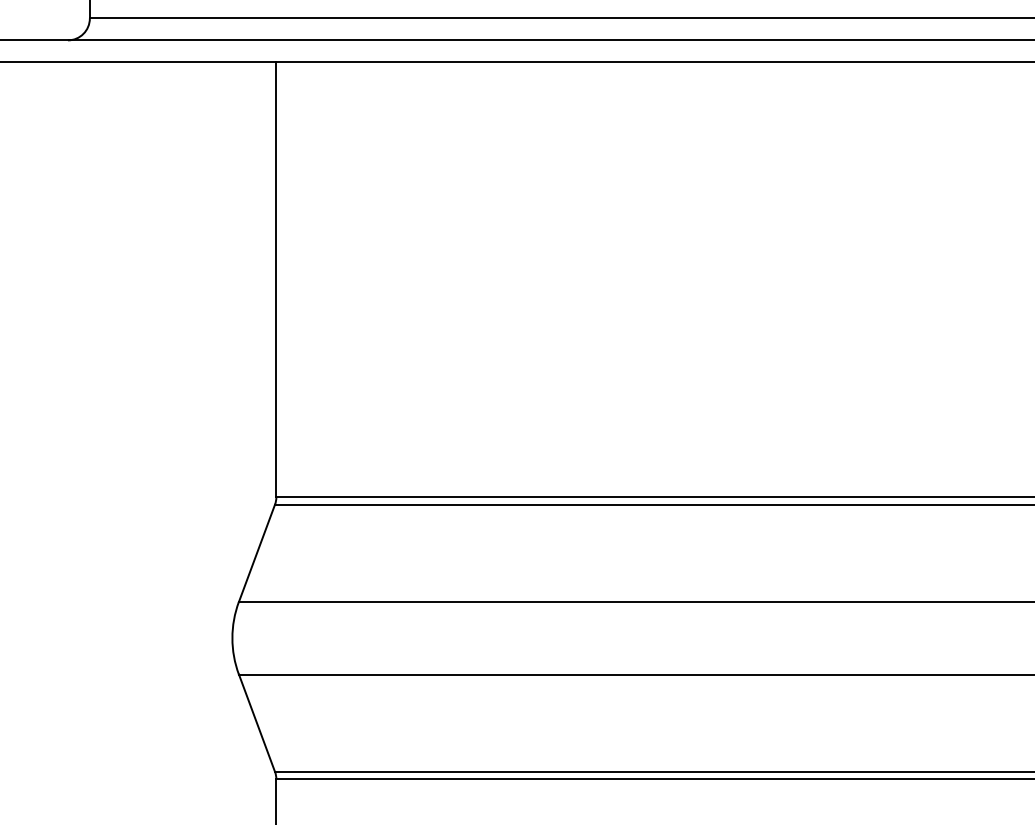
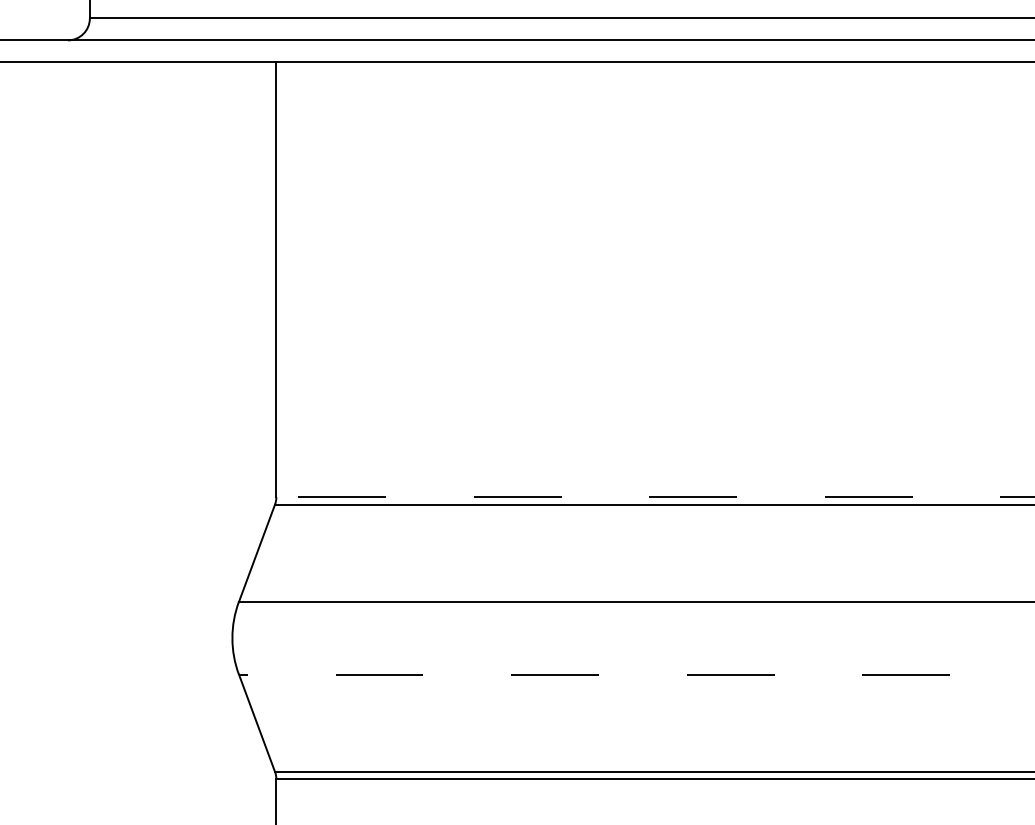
line: solid -> dashed (655, 497)
line: solid -> dashed (636, 674)
